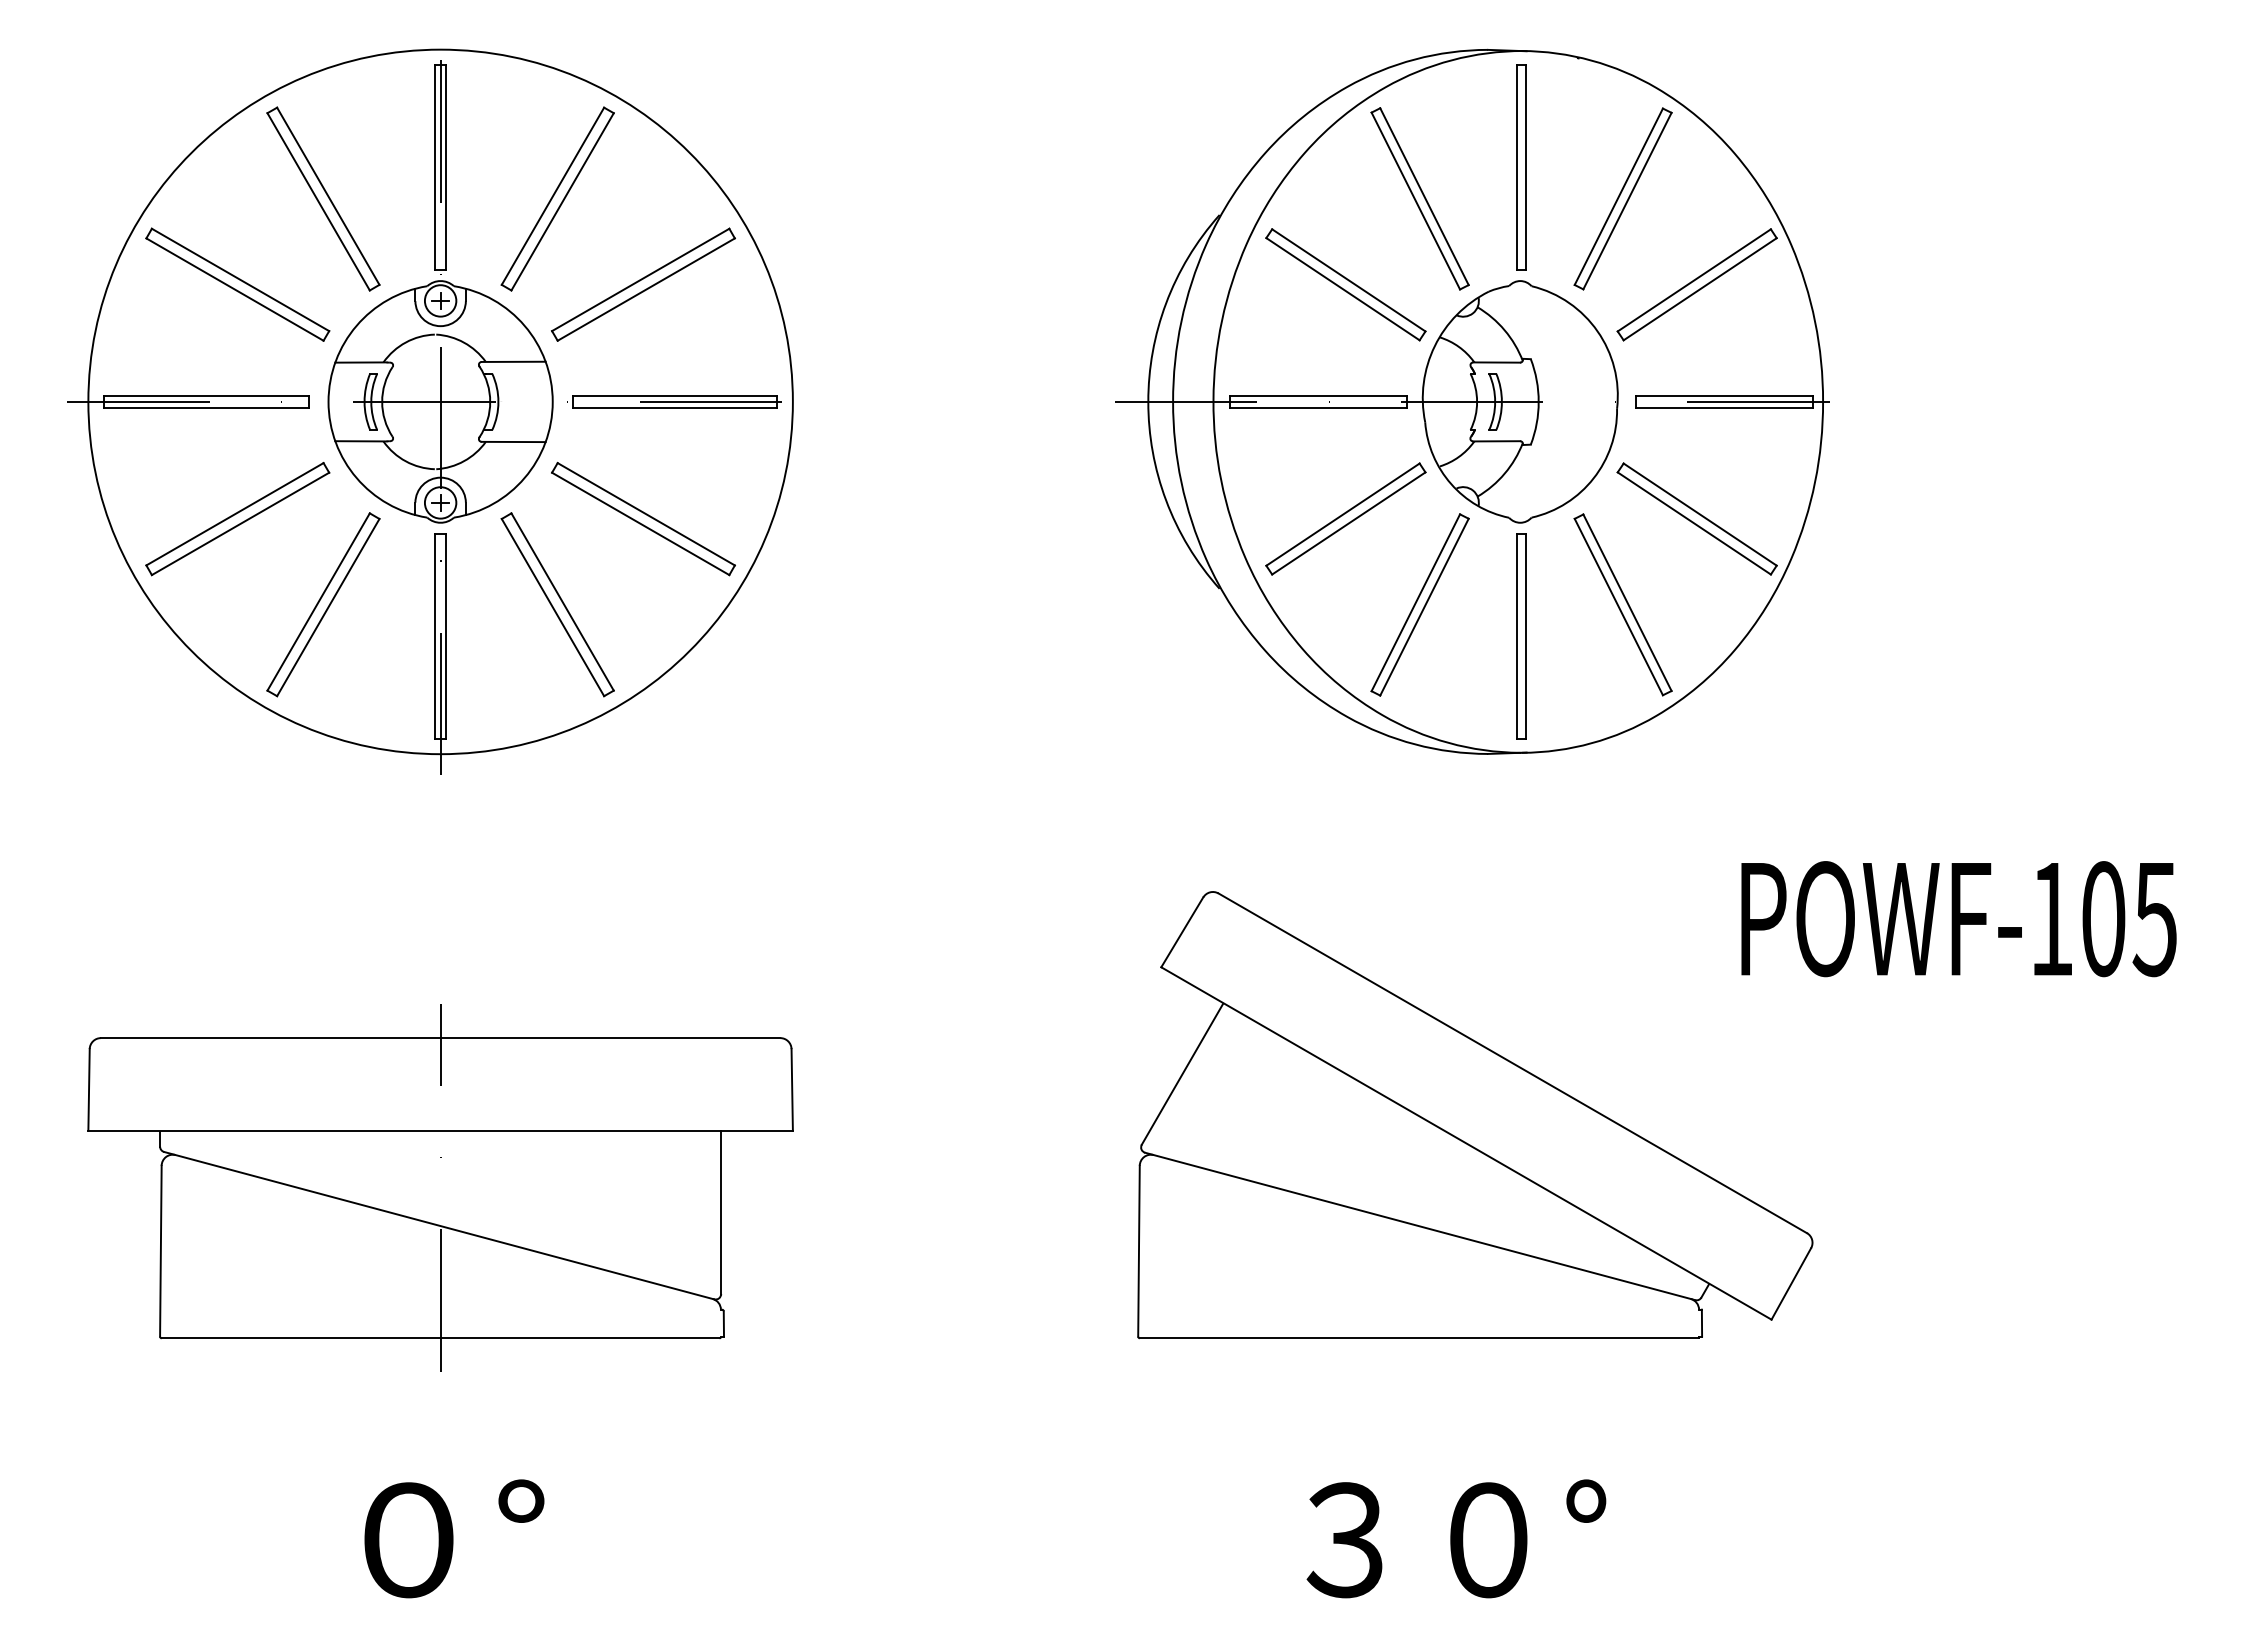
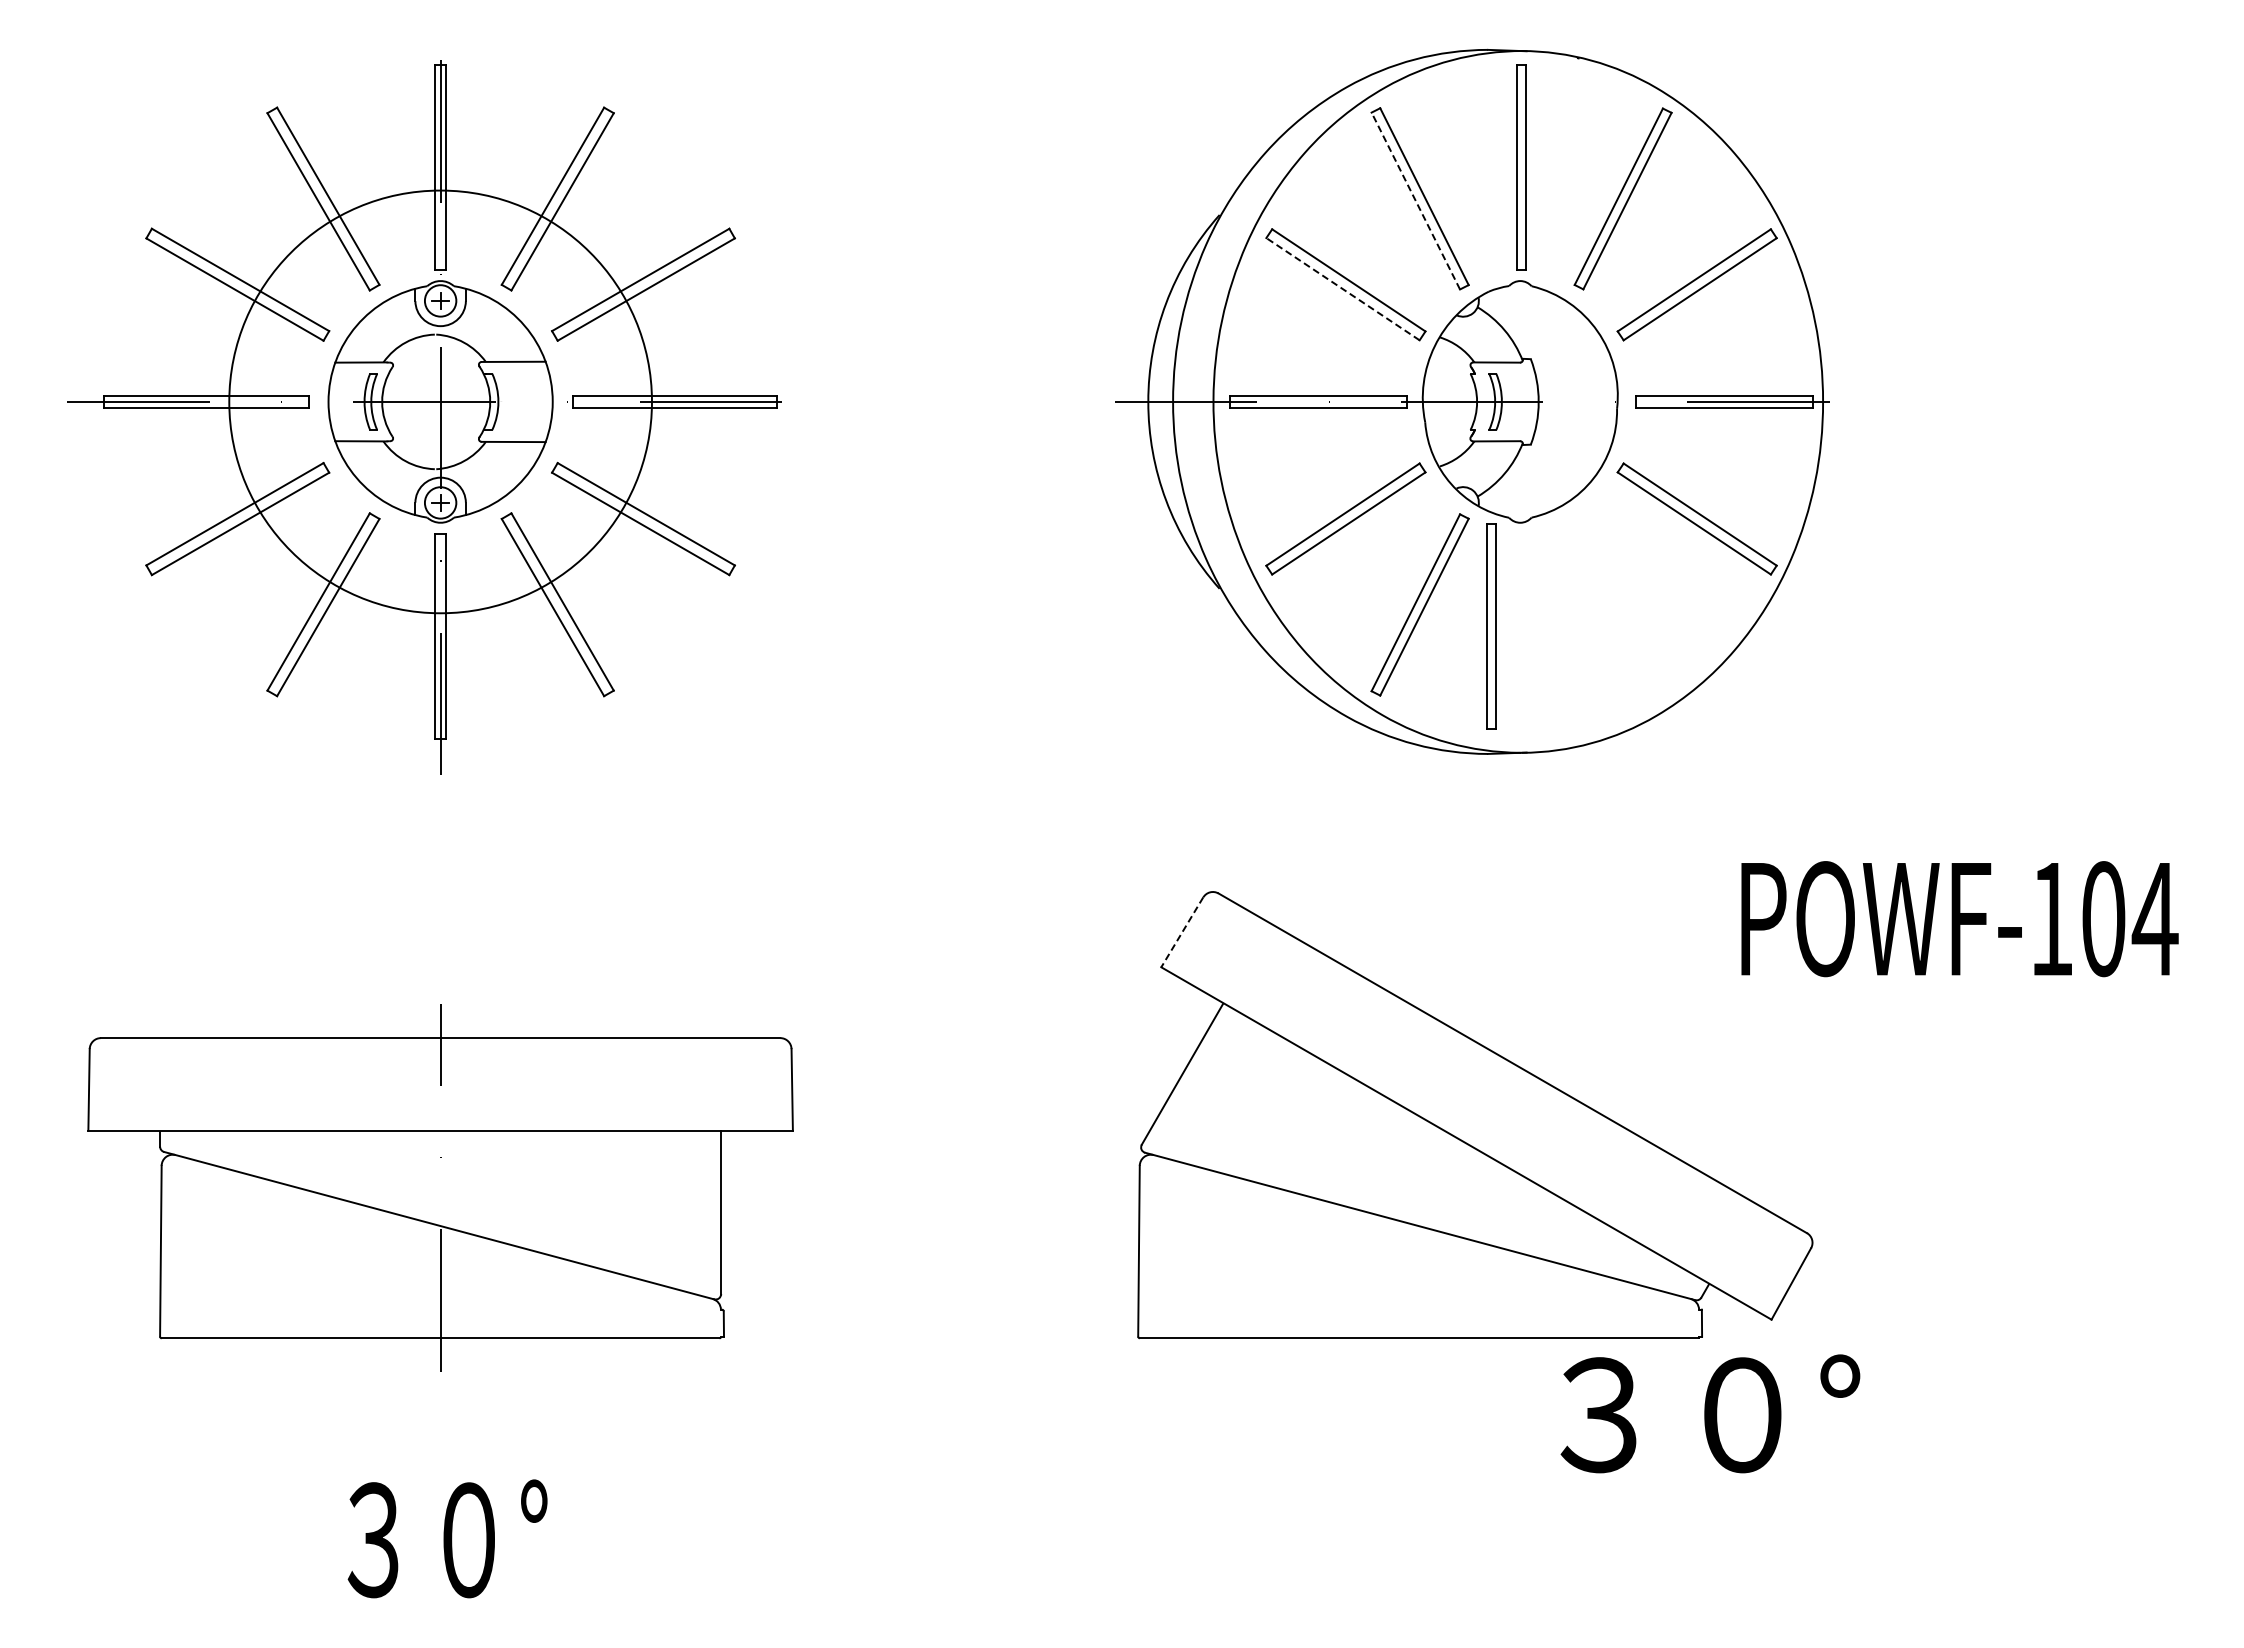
line: solid -> dashed (1415, 201)
line: solid -> dashed (1342, 288)
circle diameter: 705 px -> 423 px (440, 401)
part: present -> none (1622, 604)
part position: (1521, 636) -> (1491, 626) (1491, 626)
text: POWF-105 -> POWF-104 (2154, 920)
line: solid -> dashed (1182, 932)
text: ０° -> ３０° (447, 1538)
text position: (1456, 1538) -> (1710, 1413) (1710, 1413)
